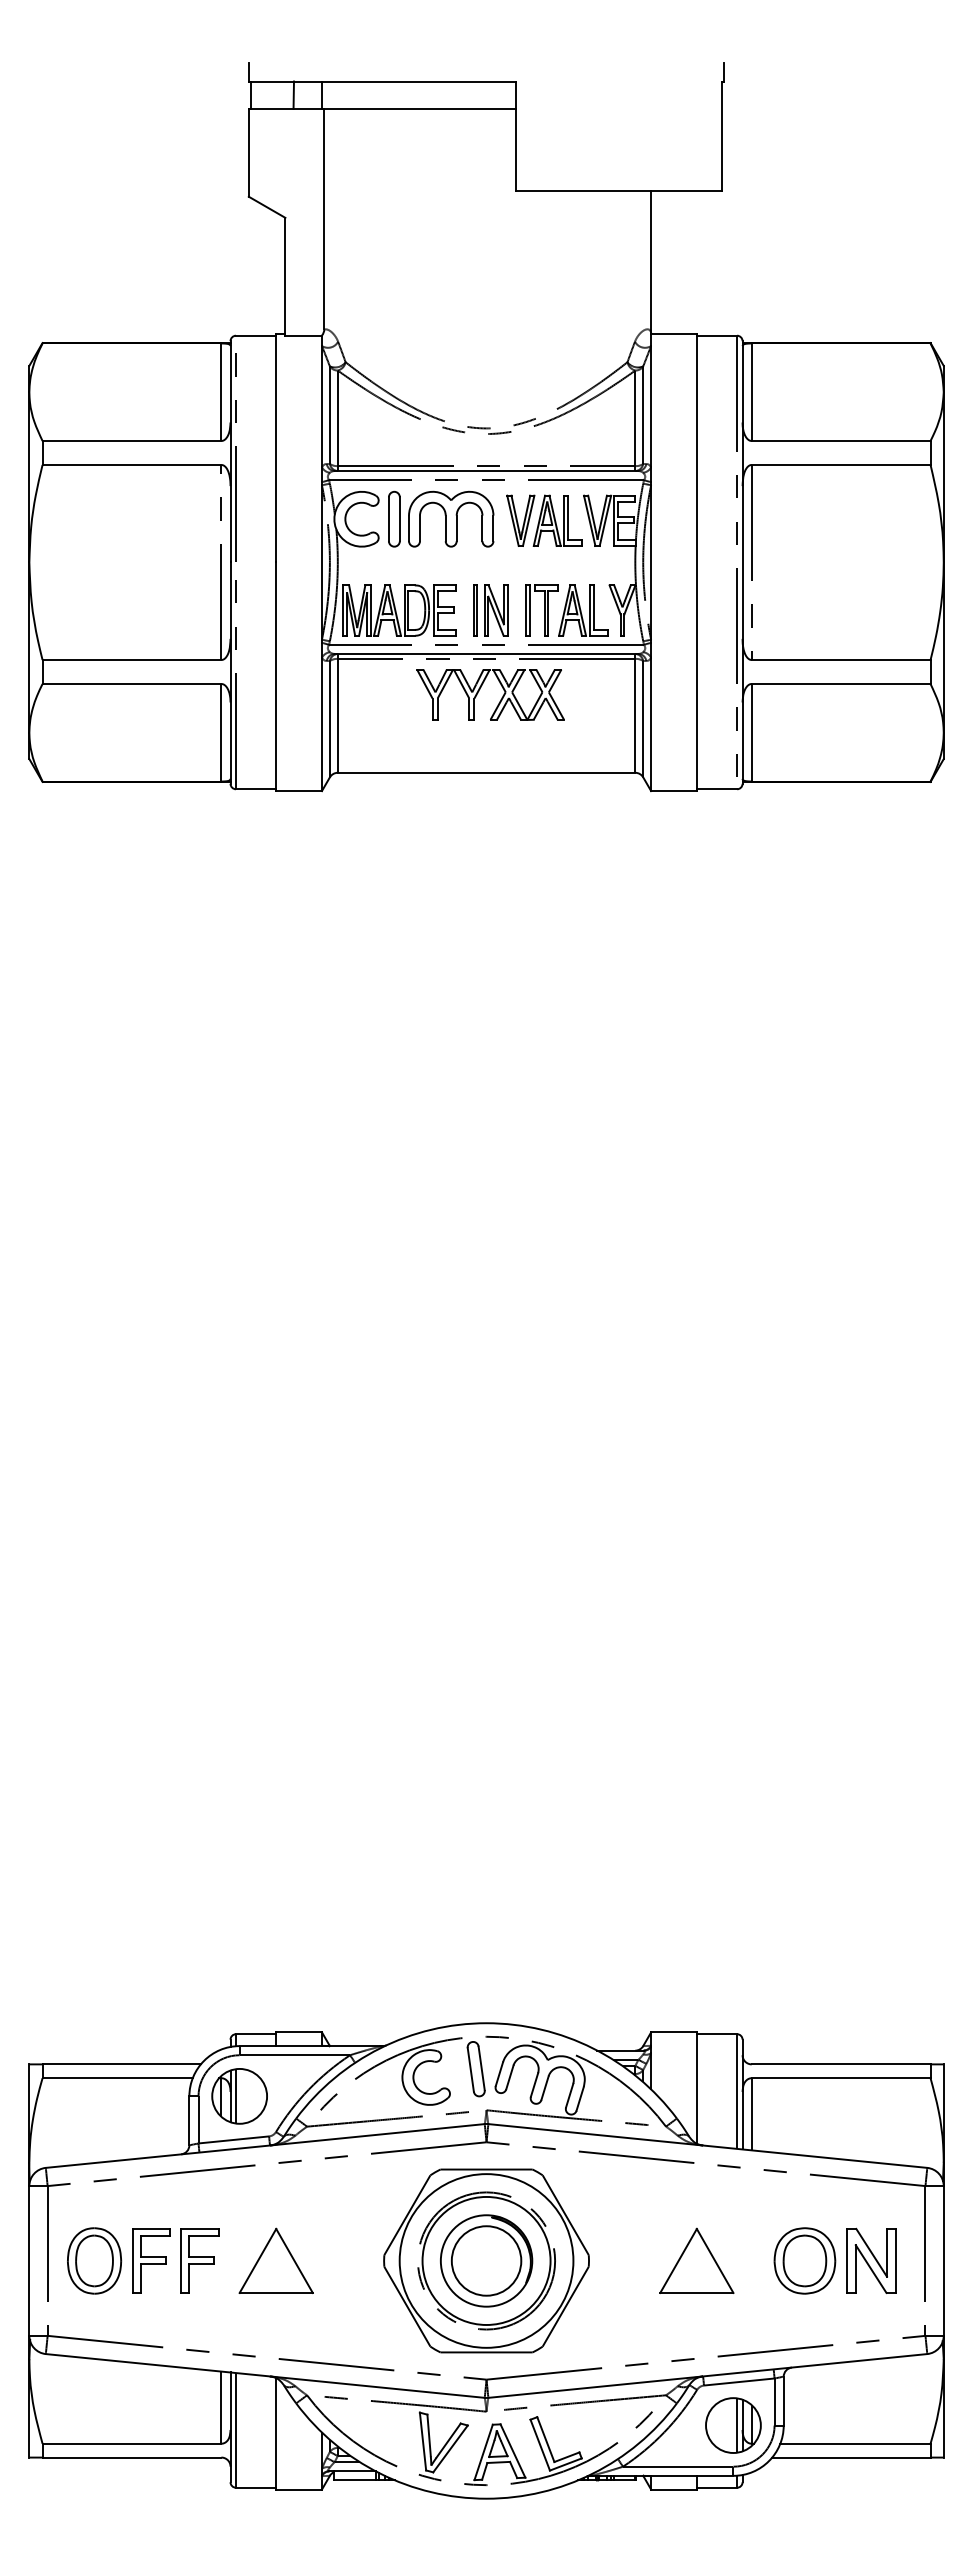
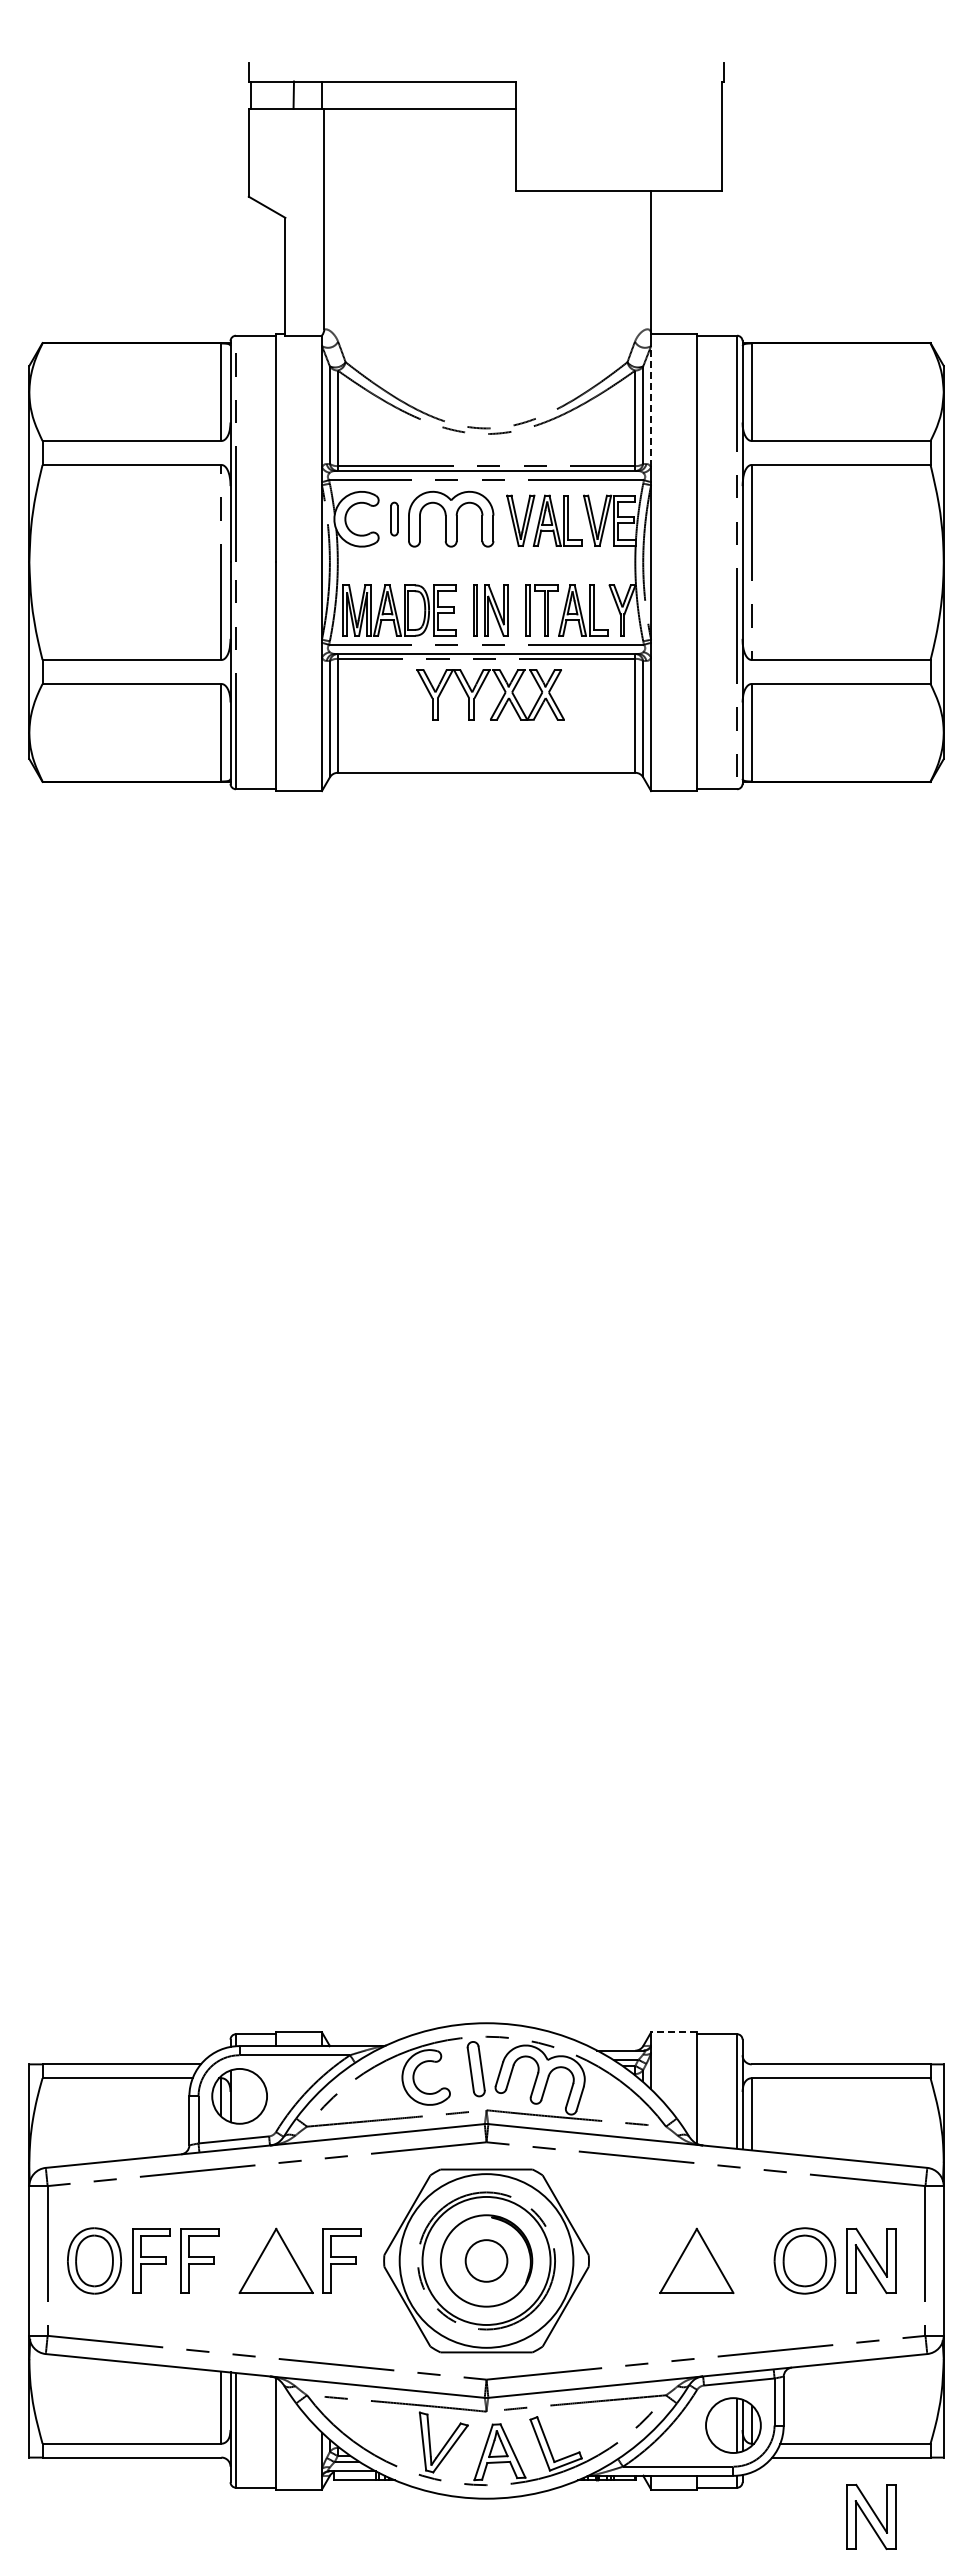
line: solid -> dashed (651, 406)
part size: 13x58 px -> 9x36 px (394, 518)
line: solid -> dashed (674, 2032)
line: present -> none (236, 2096)
part: none -> present (341, 2260)
circle diameter: 69 px -> 42 px (486, 2260)
part: none -> present (871, 2516)
